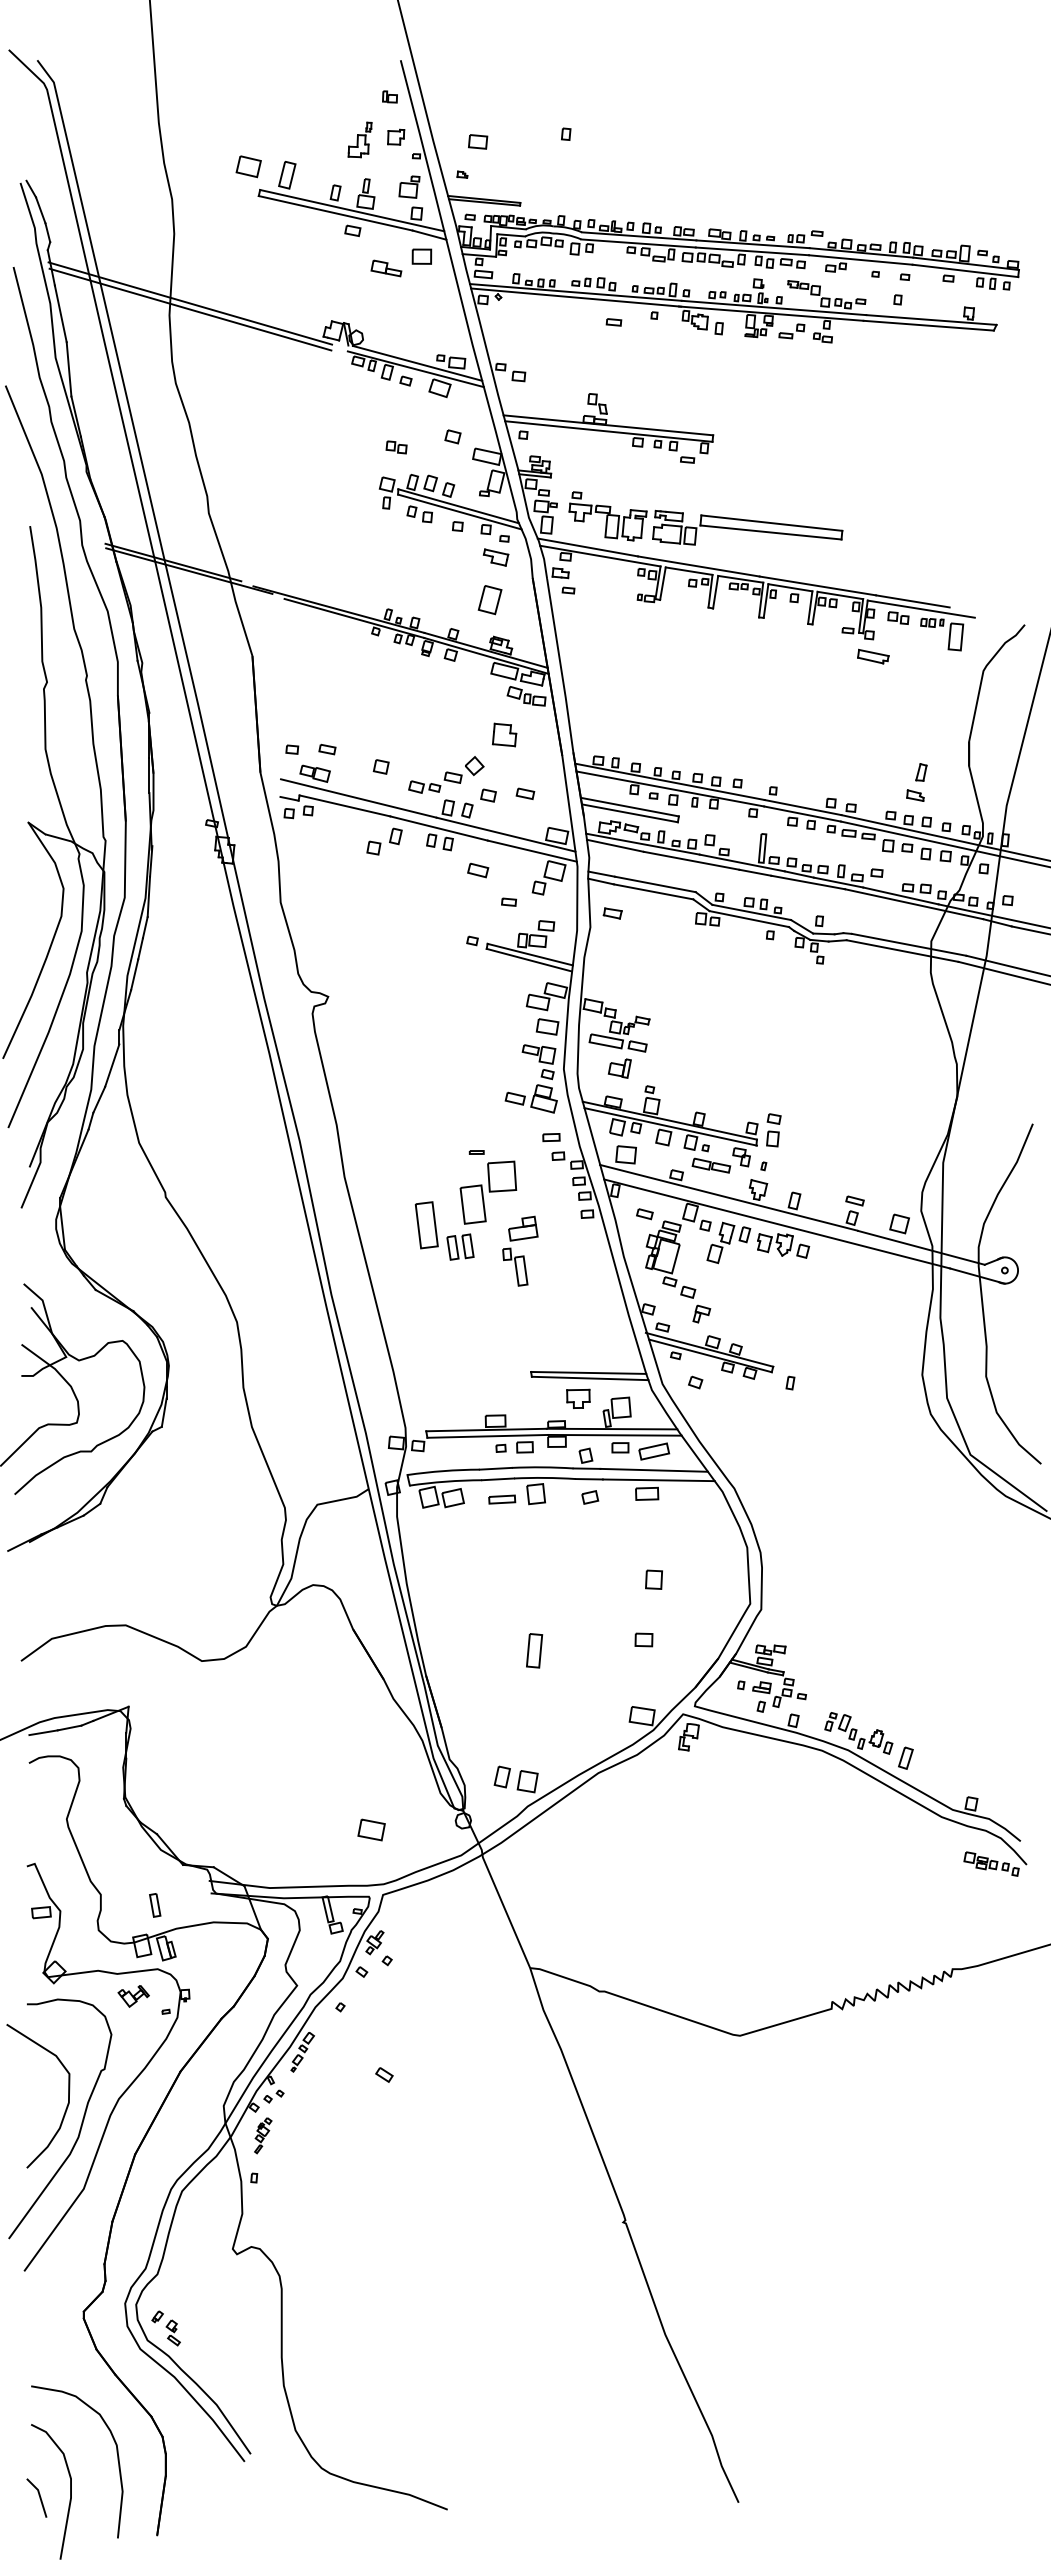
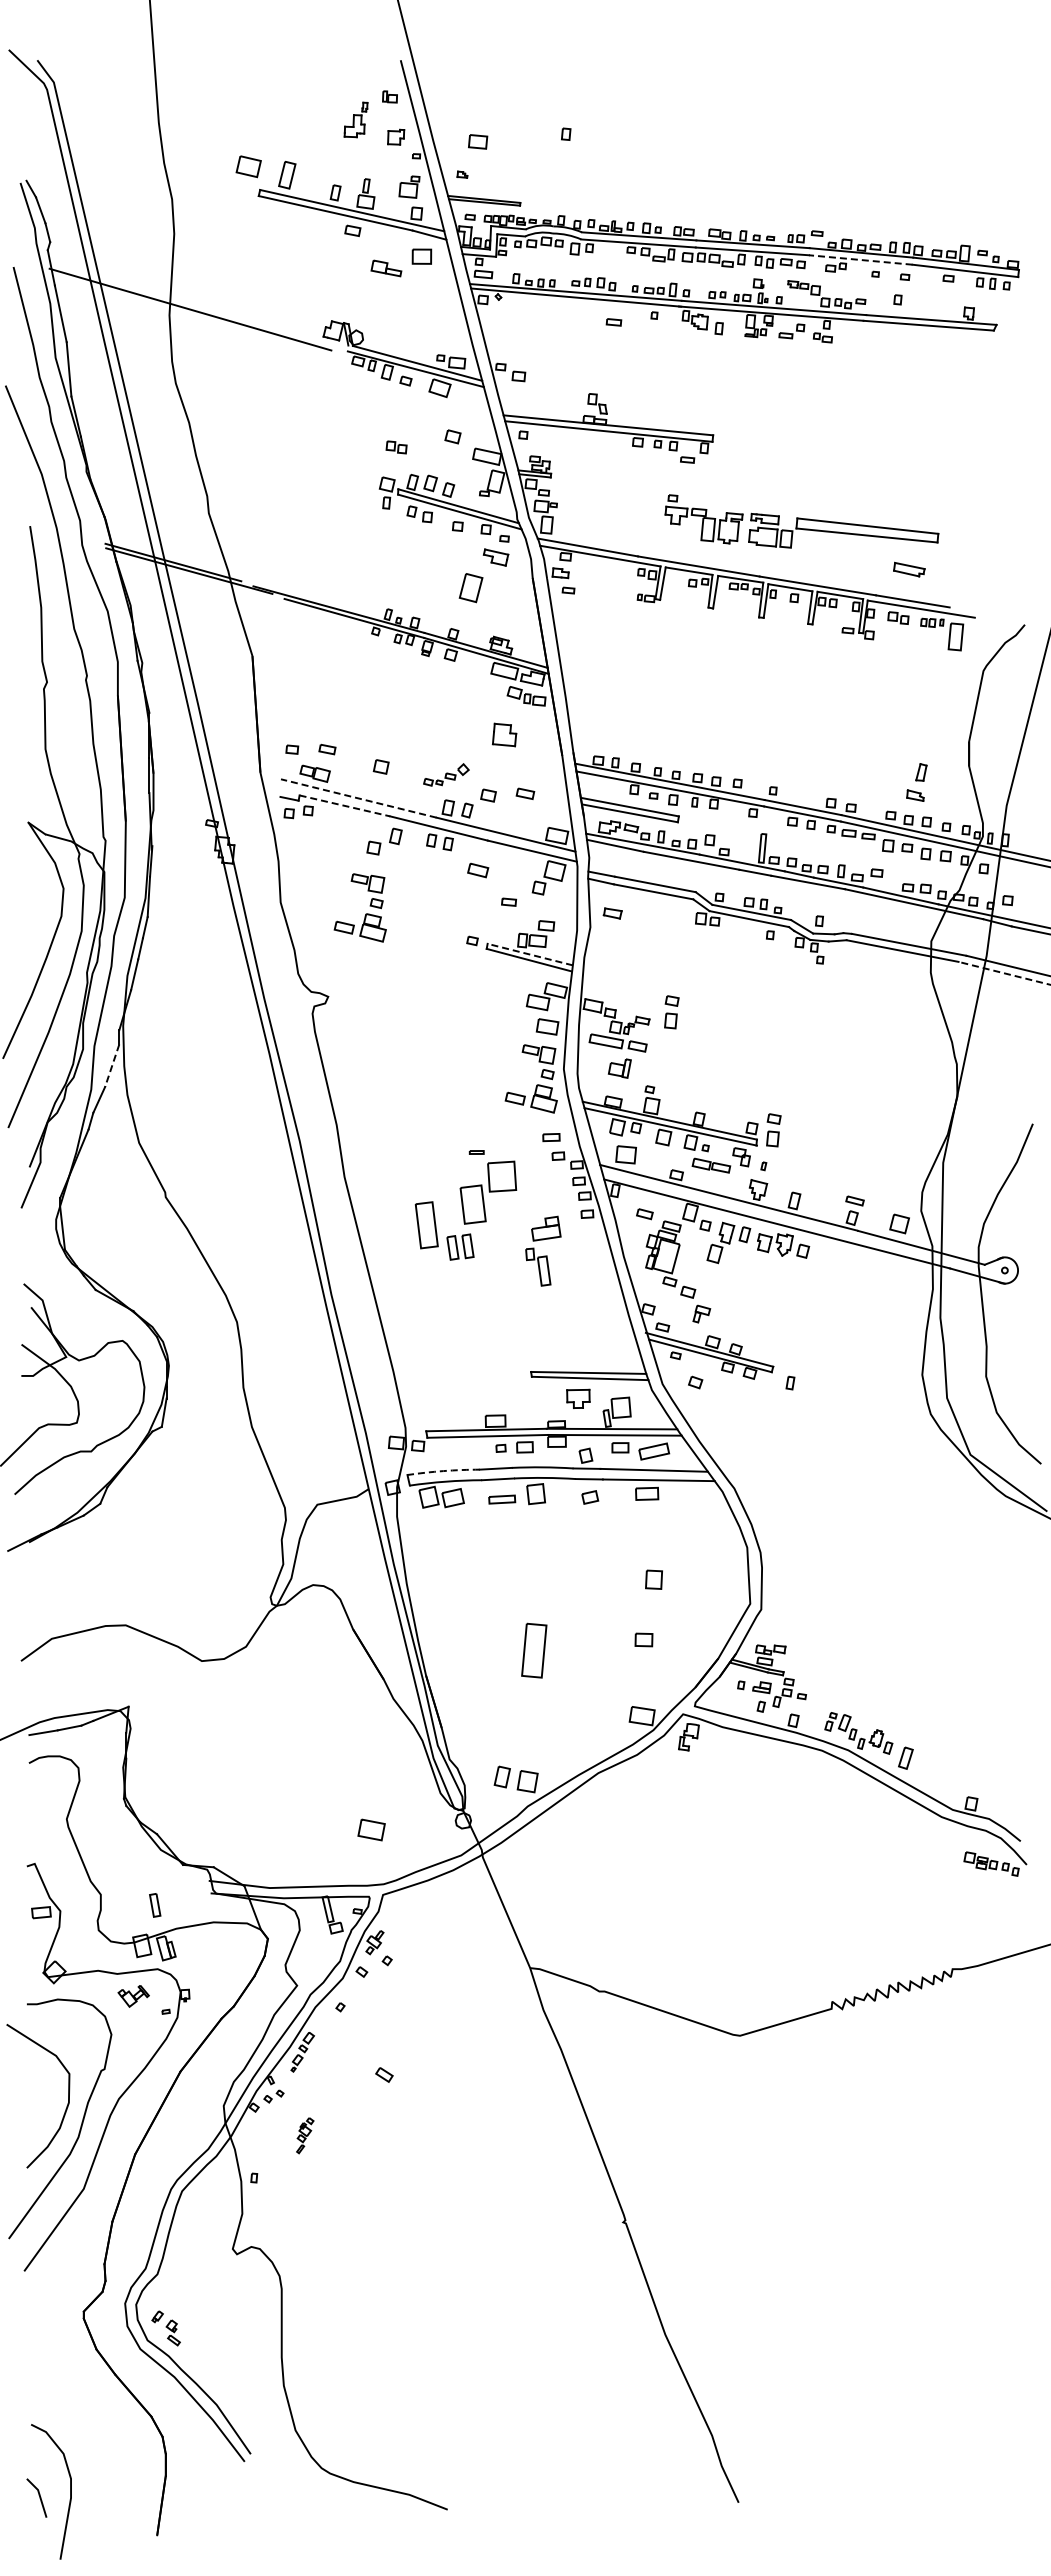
part position: (359, 139) -> (355, 119) (355, 119)
line: solid -> dashed (860, 259)
line: present -> none (190, 303)
part position: (705, 518) -> (801, 521) (801, 521)
part position: (489, 600) -> (470, 588) (470, 588)
part position: (873, 656) -> (909, 569) (909, 569)
part size: 77x38 px -> 47x24 px (446, 774)
line: solid -> dashed (358, 798)
line: solid -> dashed (344, 805)
part: none -> present (365, 913)
line: solid -> dashed (530, 954)
line: solid -> dashed (1004, 973)
part: none -> present (671, 1012)
line: solid -> dashed (112, 1066)
part position: (520, 1250) -> (543, 1250) (543, 1250)
arc: solid -> dashed (443, 1471)
part size: 18x36 px -> 27x57 px (534, 1650)
part position: (263, 2135) -> (305, 2135) (305, 2135)
curve: present -> none (116, 2453)
